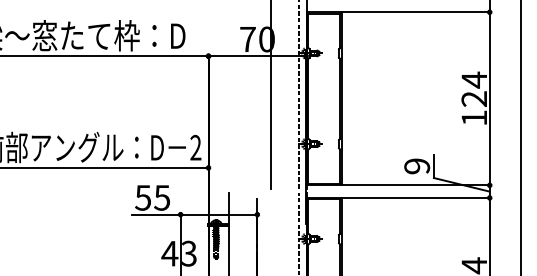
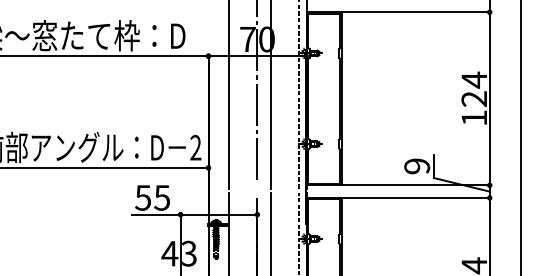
line: none -> present (257, 92)
line: none -> present (228, 95)
line: none -> present (270, 232)
